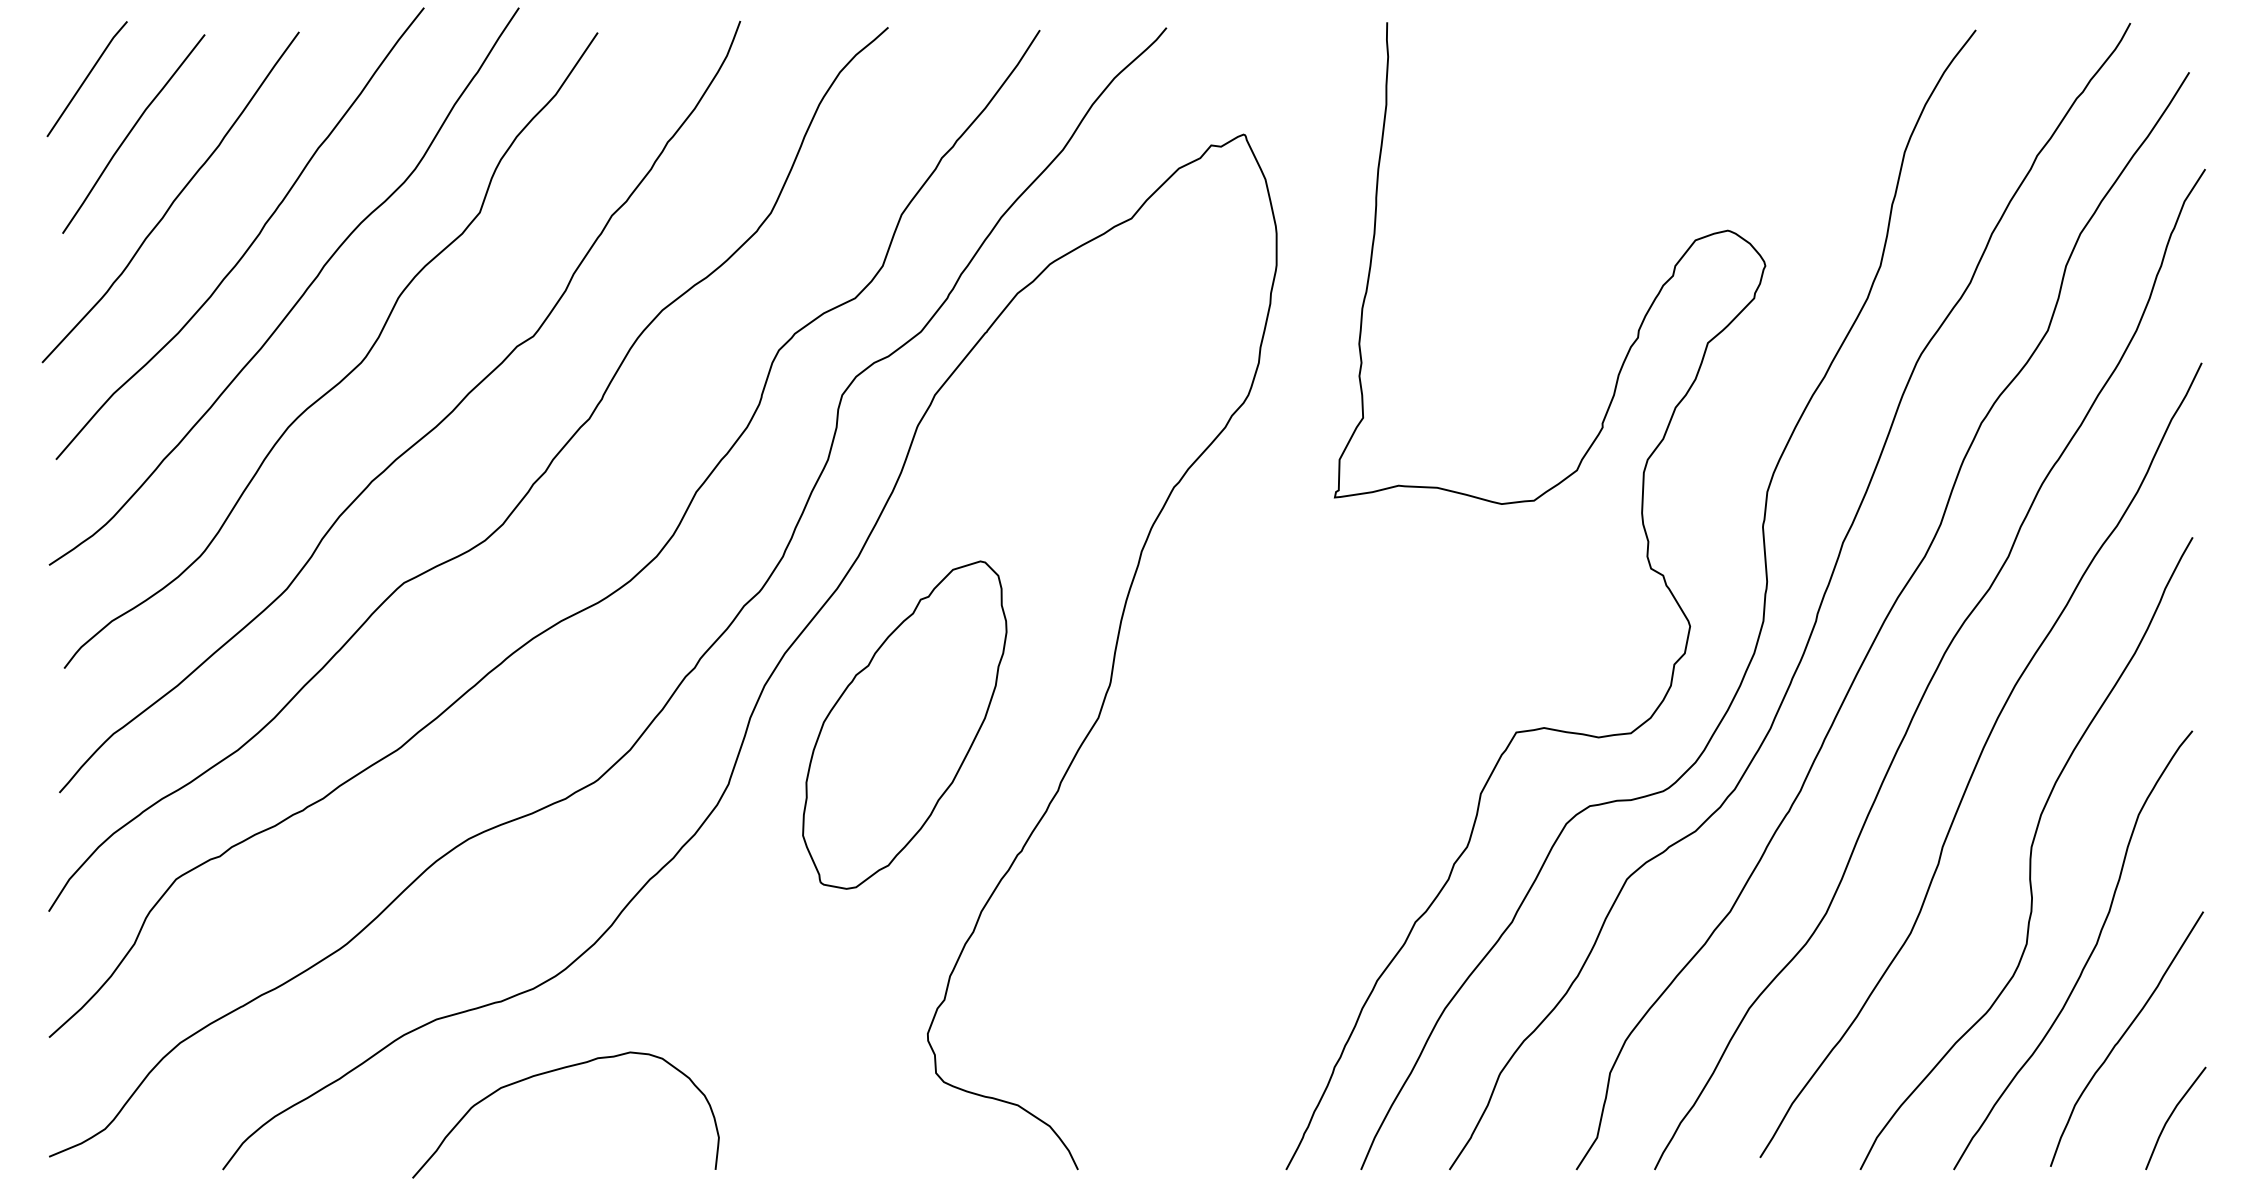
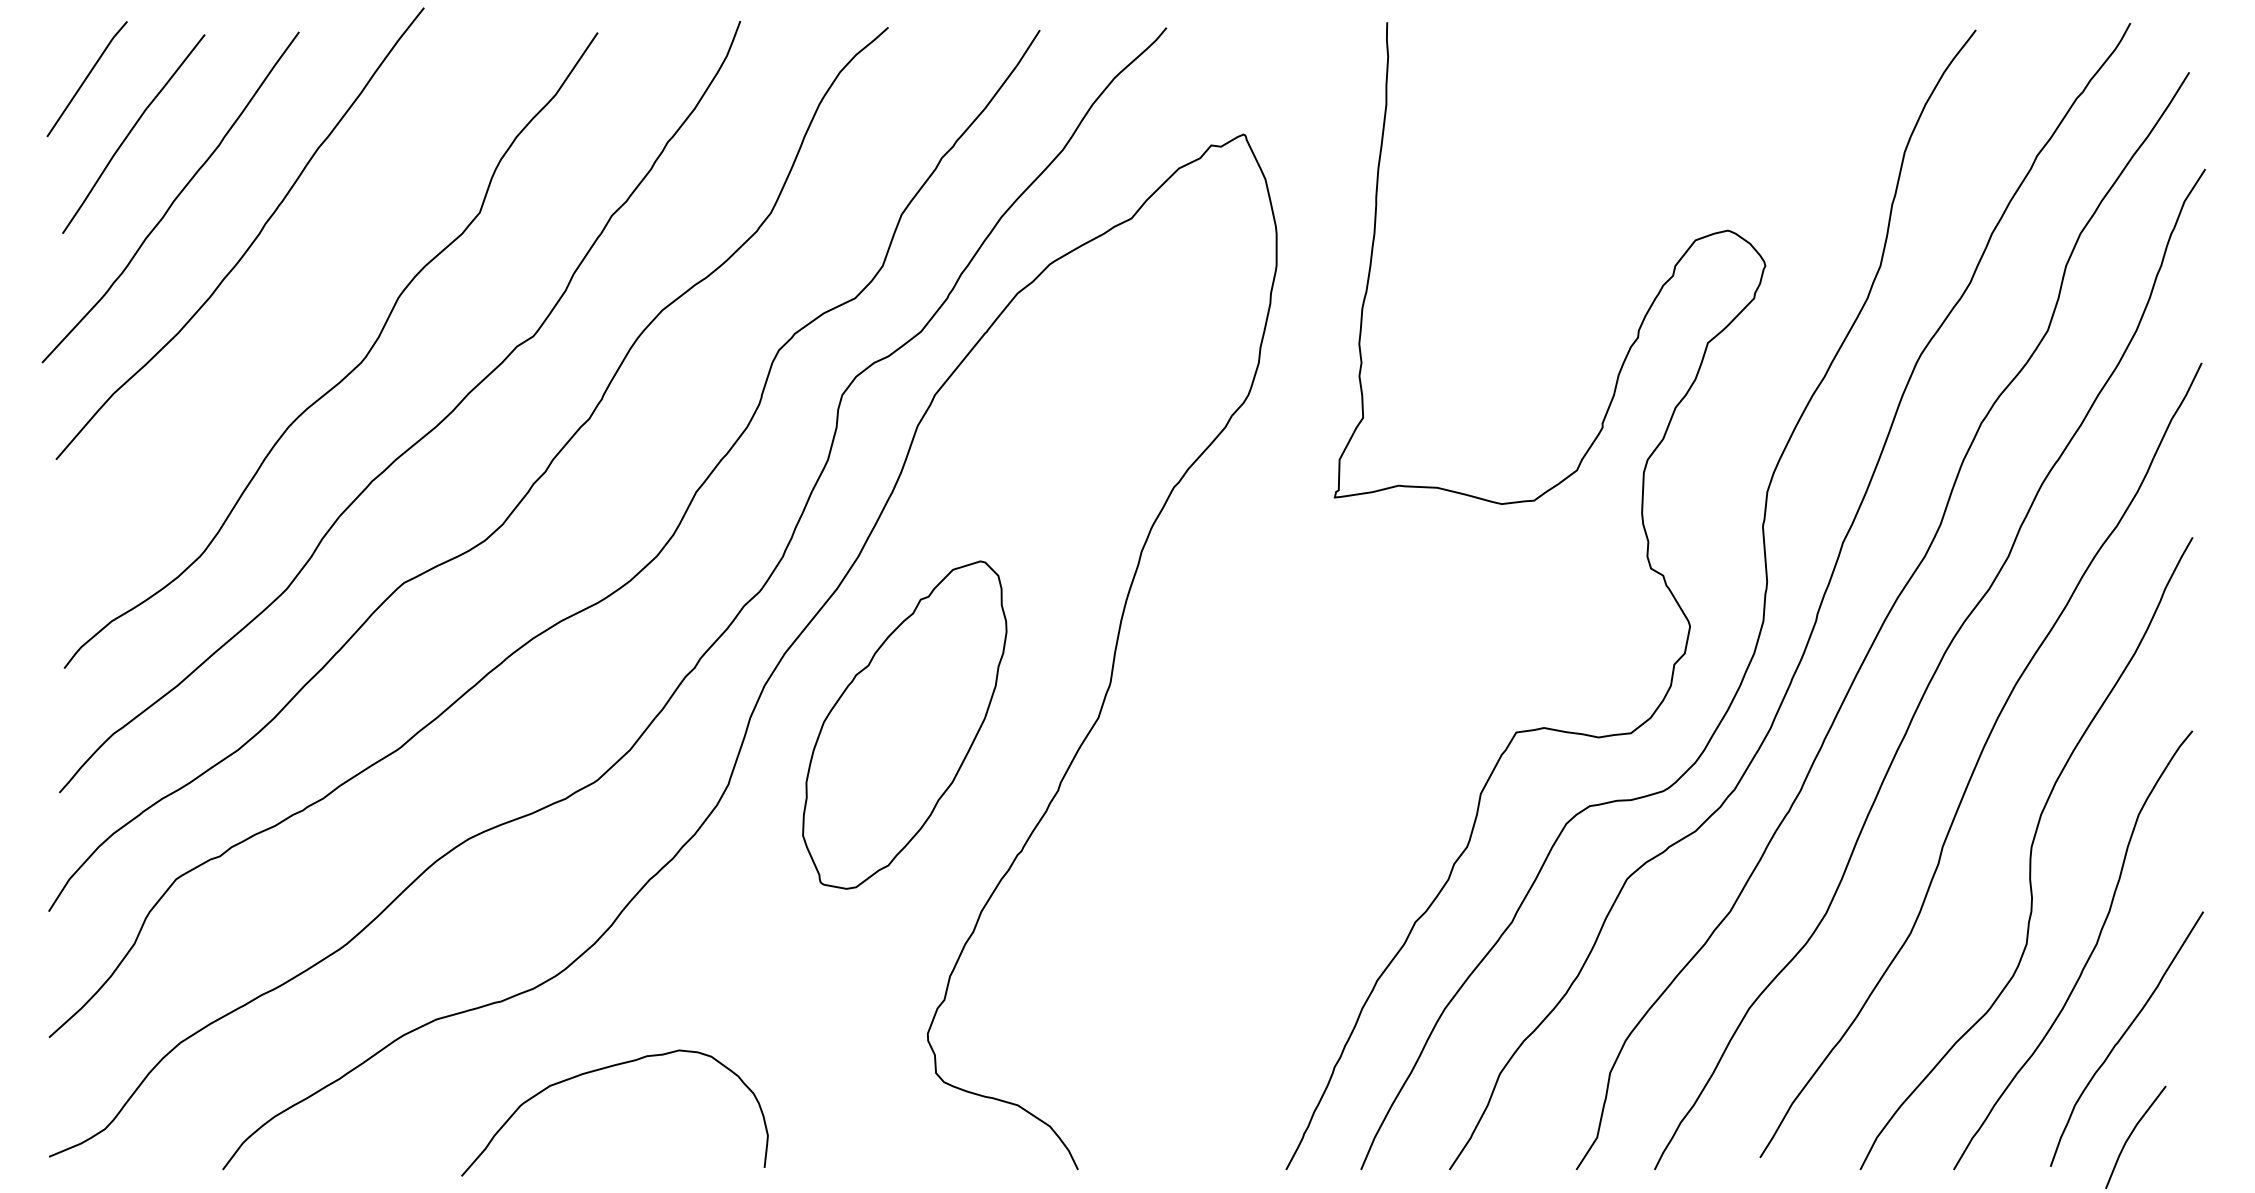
curve: present -> none (299, 297)
curve position: (551, 1072) -> (600, 1070) (600, 1070)
line position: (2171, 1116) -> (2131, 1135) (2131, 1135)
